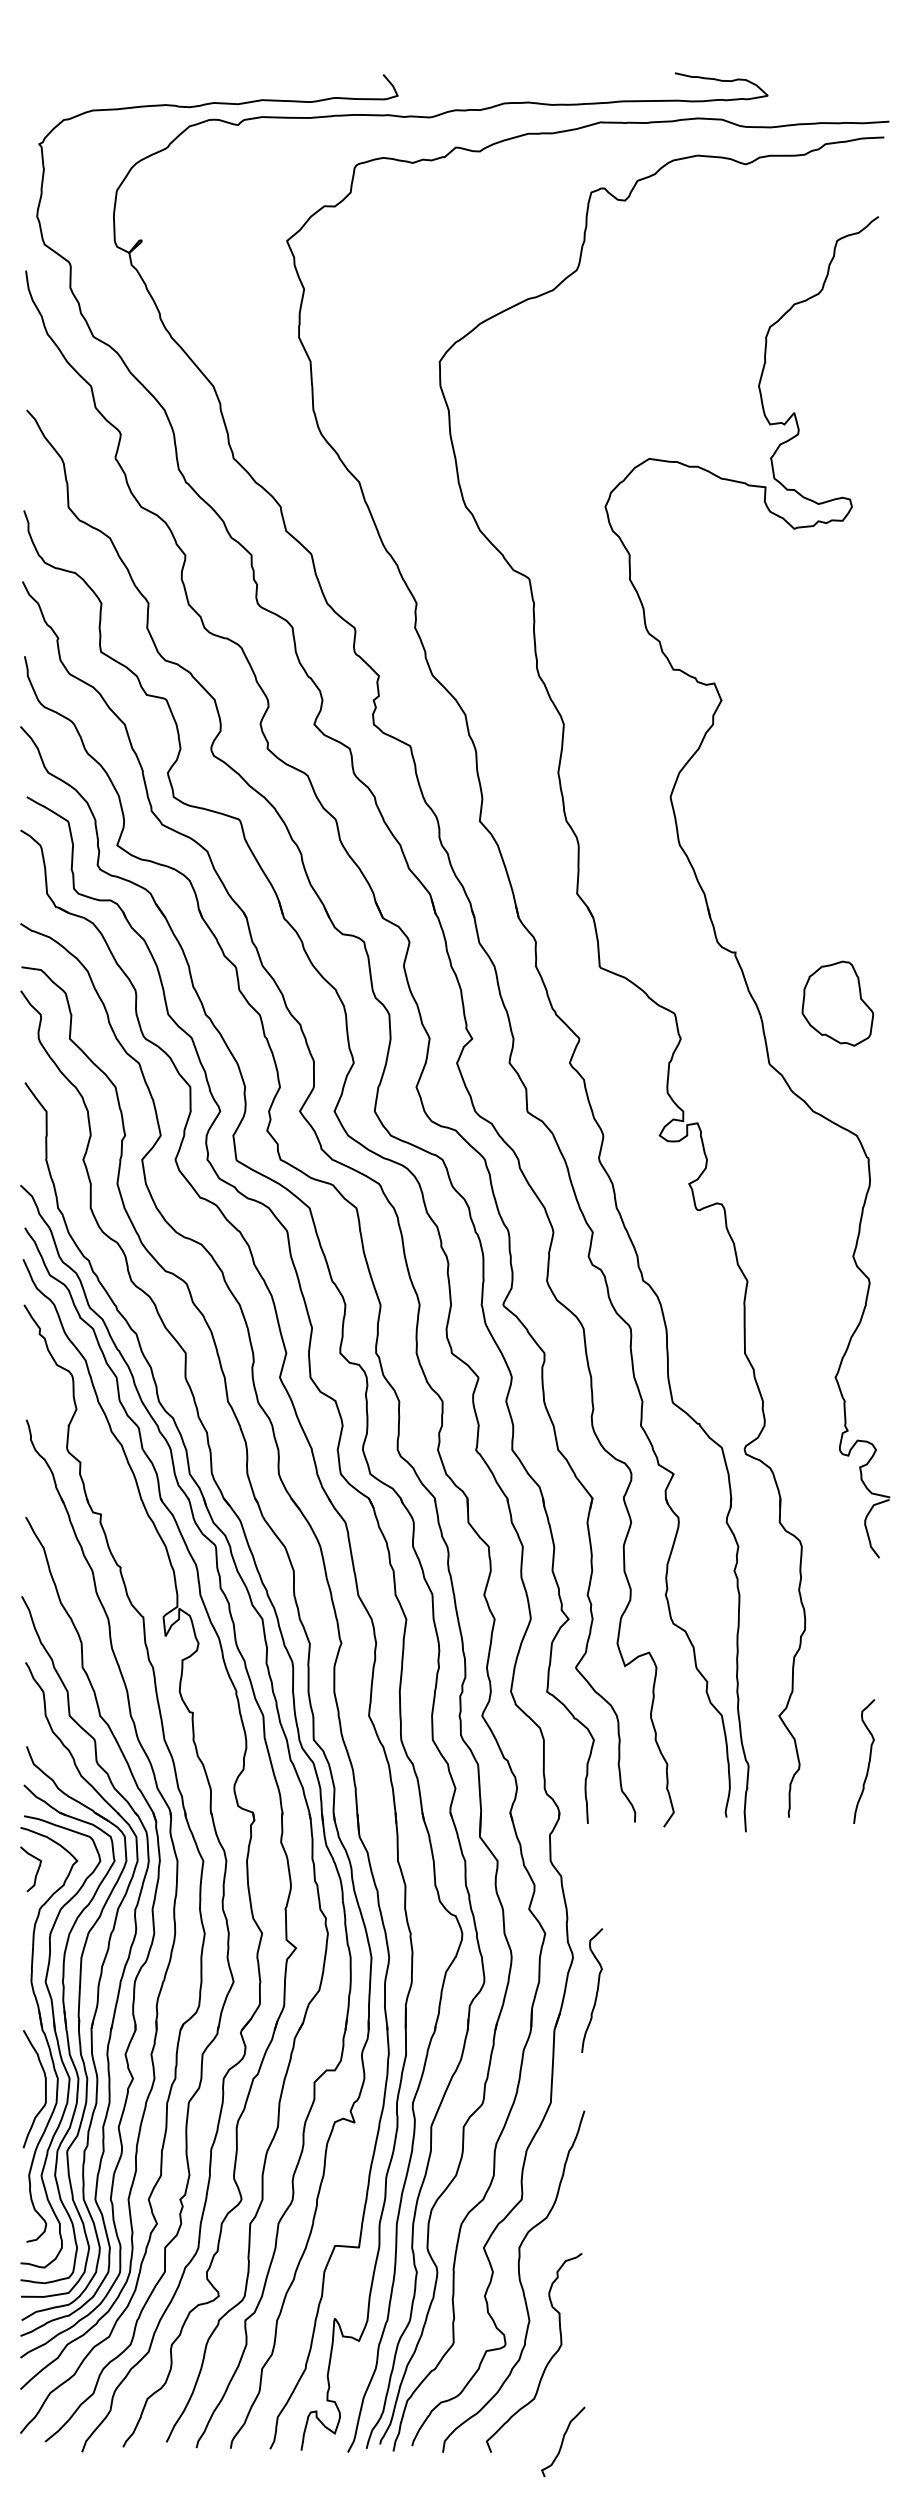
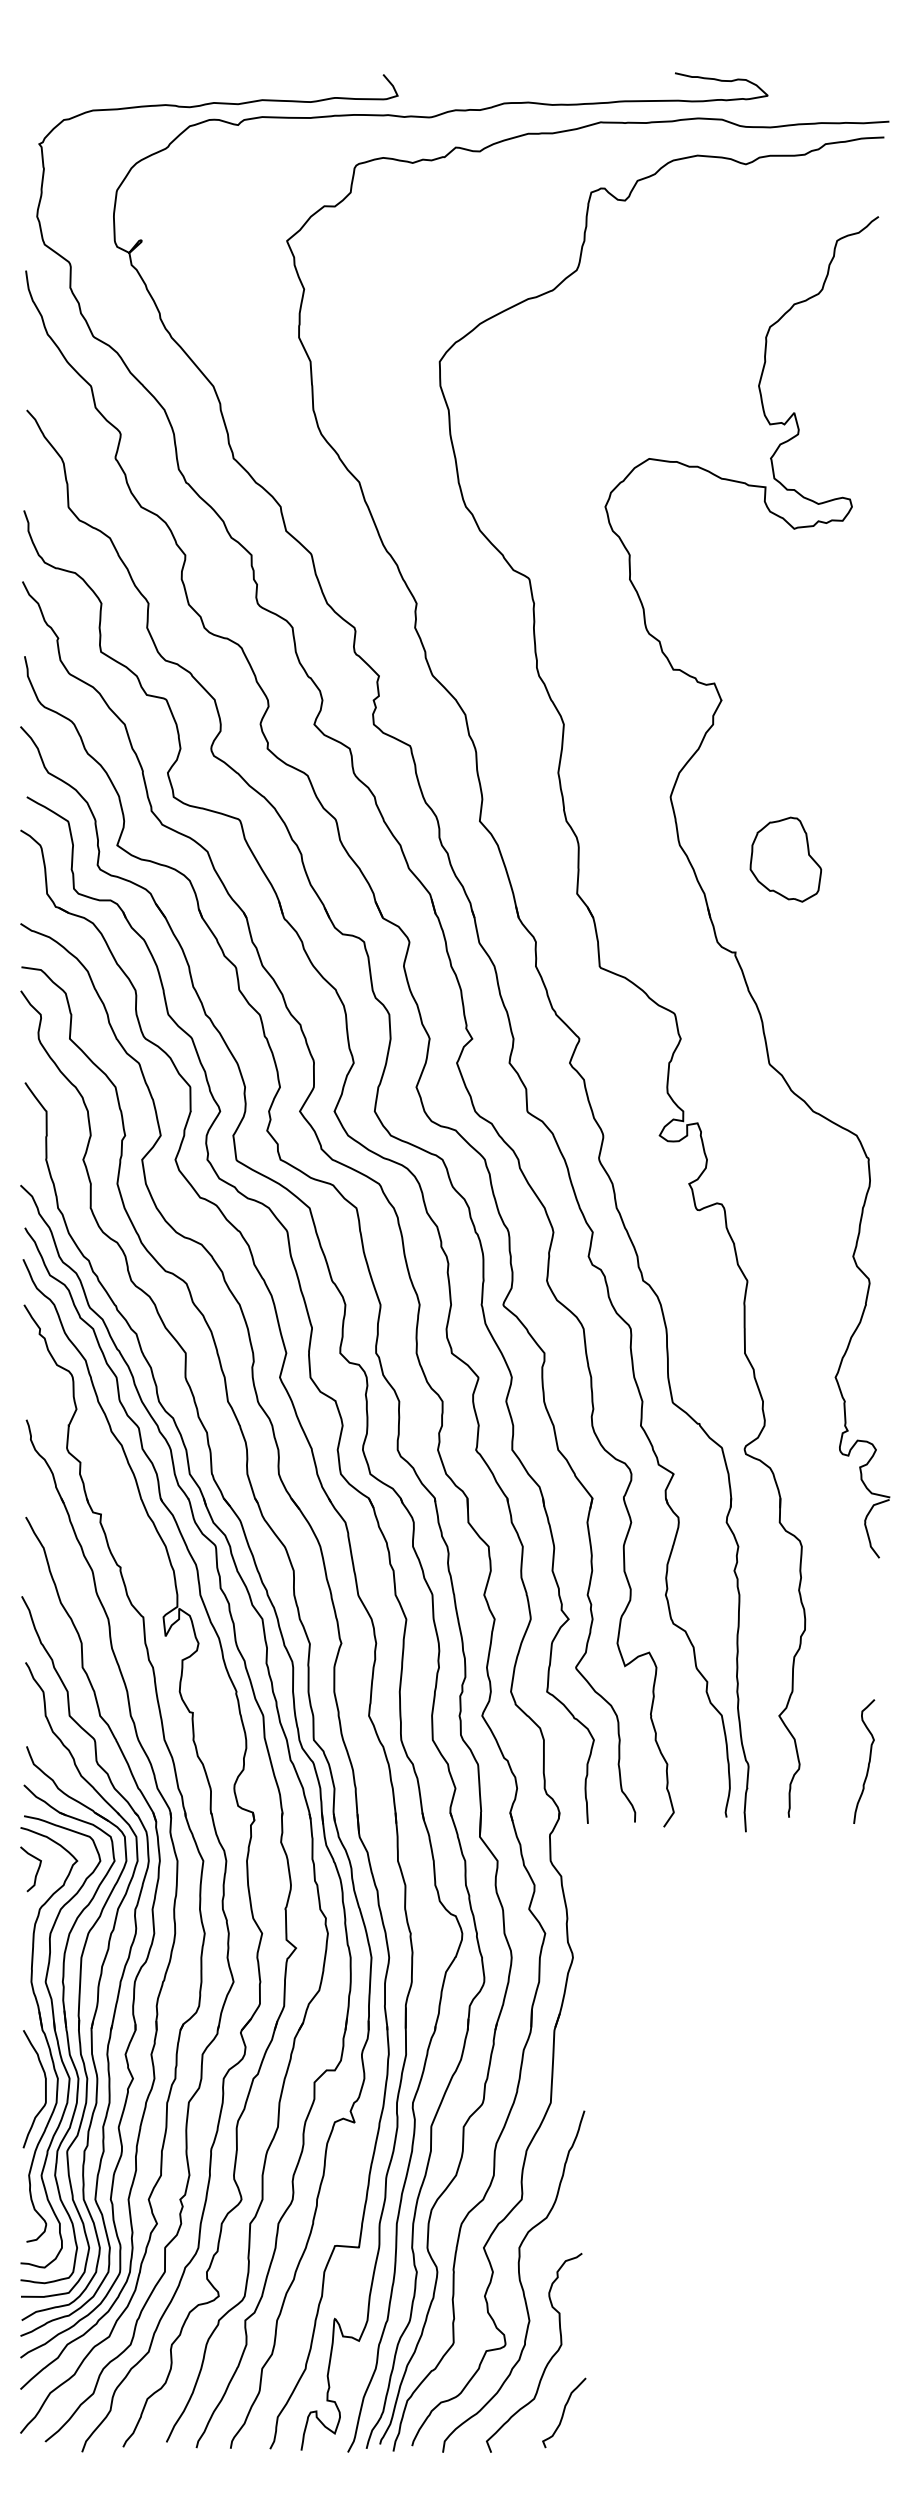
part position: (837, 1003) -> (785, 859) (785, 859)
curve: present -> none (596, 1990)
curve position: (563, 2441) -> (564, 2412) (564, 2412)
